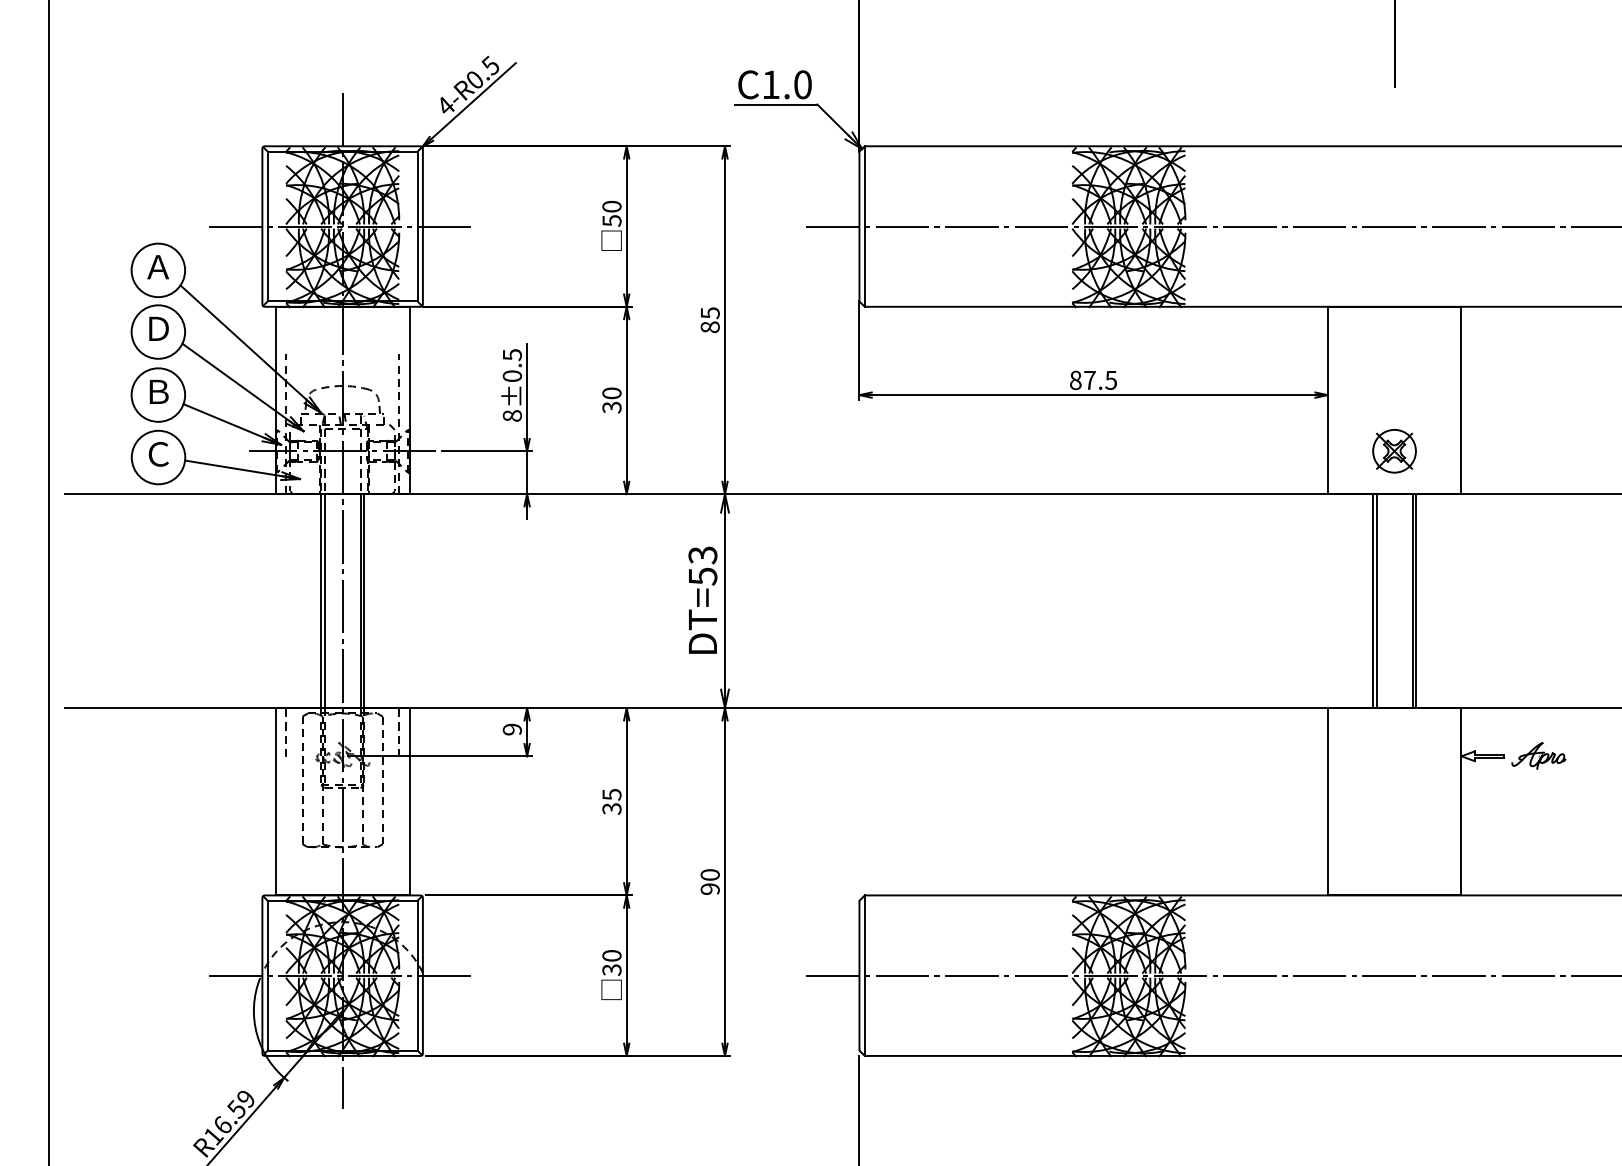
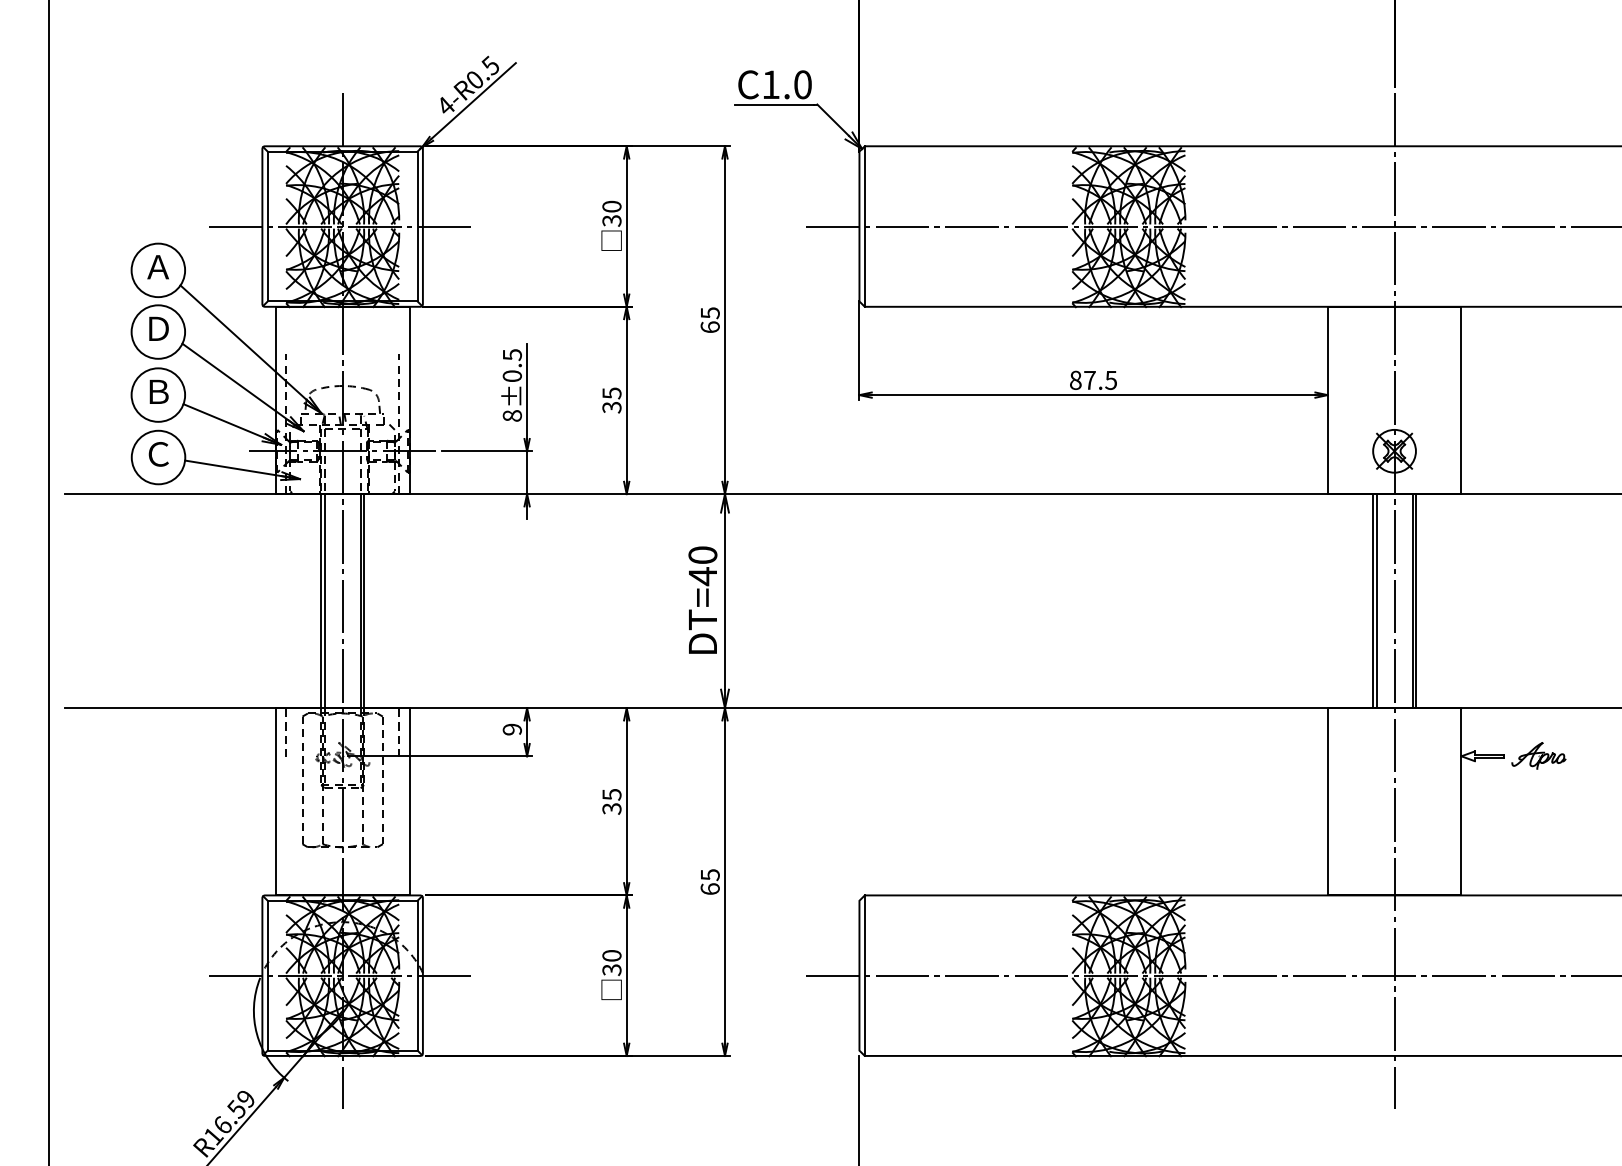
text: 50 -> 30 (611, 220)
text: 85 -> 65 (709, 327)
text: 30 -> 35 (611, 393)
text: DT=53 -> DT=40 (702, 566)
line: none -> present (1394, 600)
text: 90 -> 65 (709, 882)
